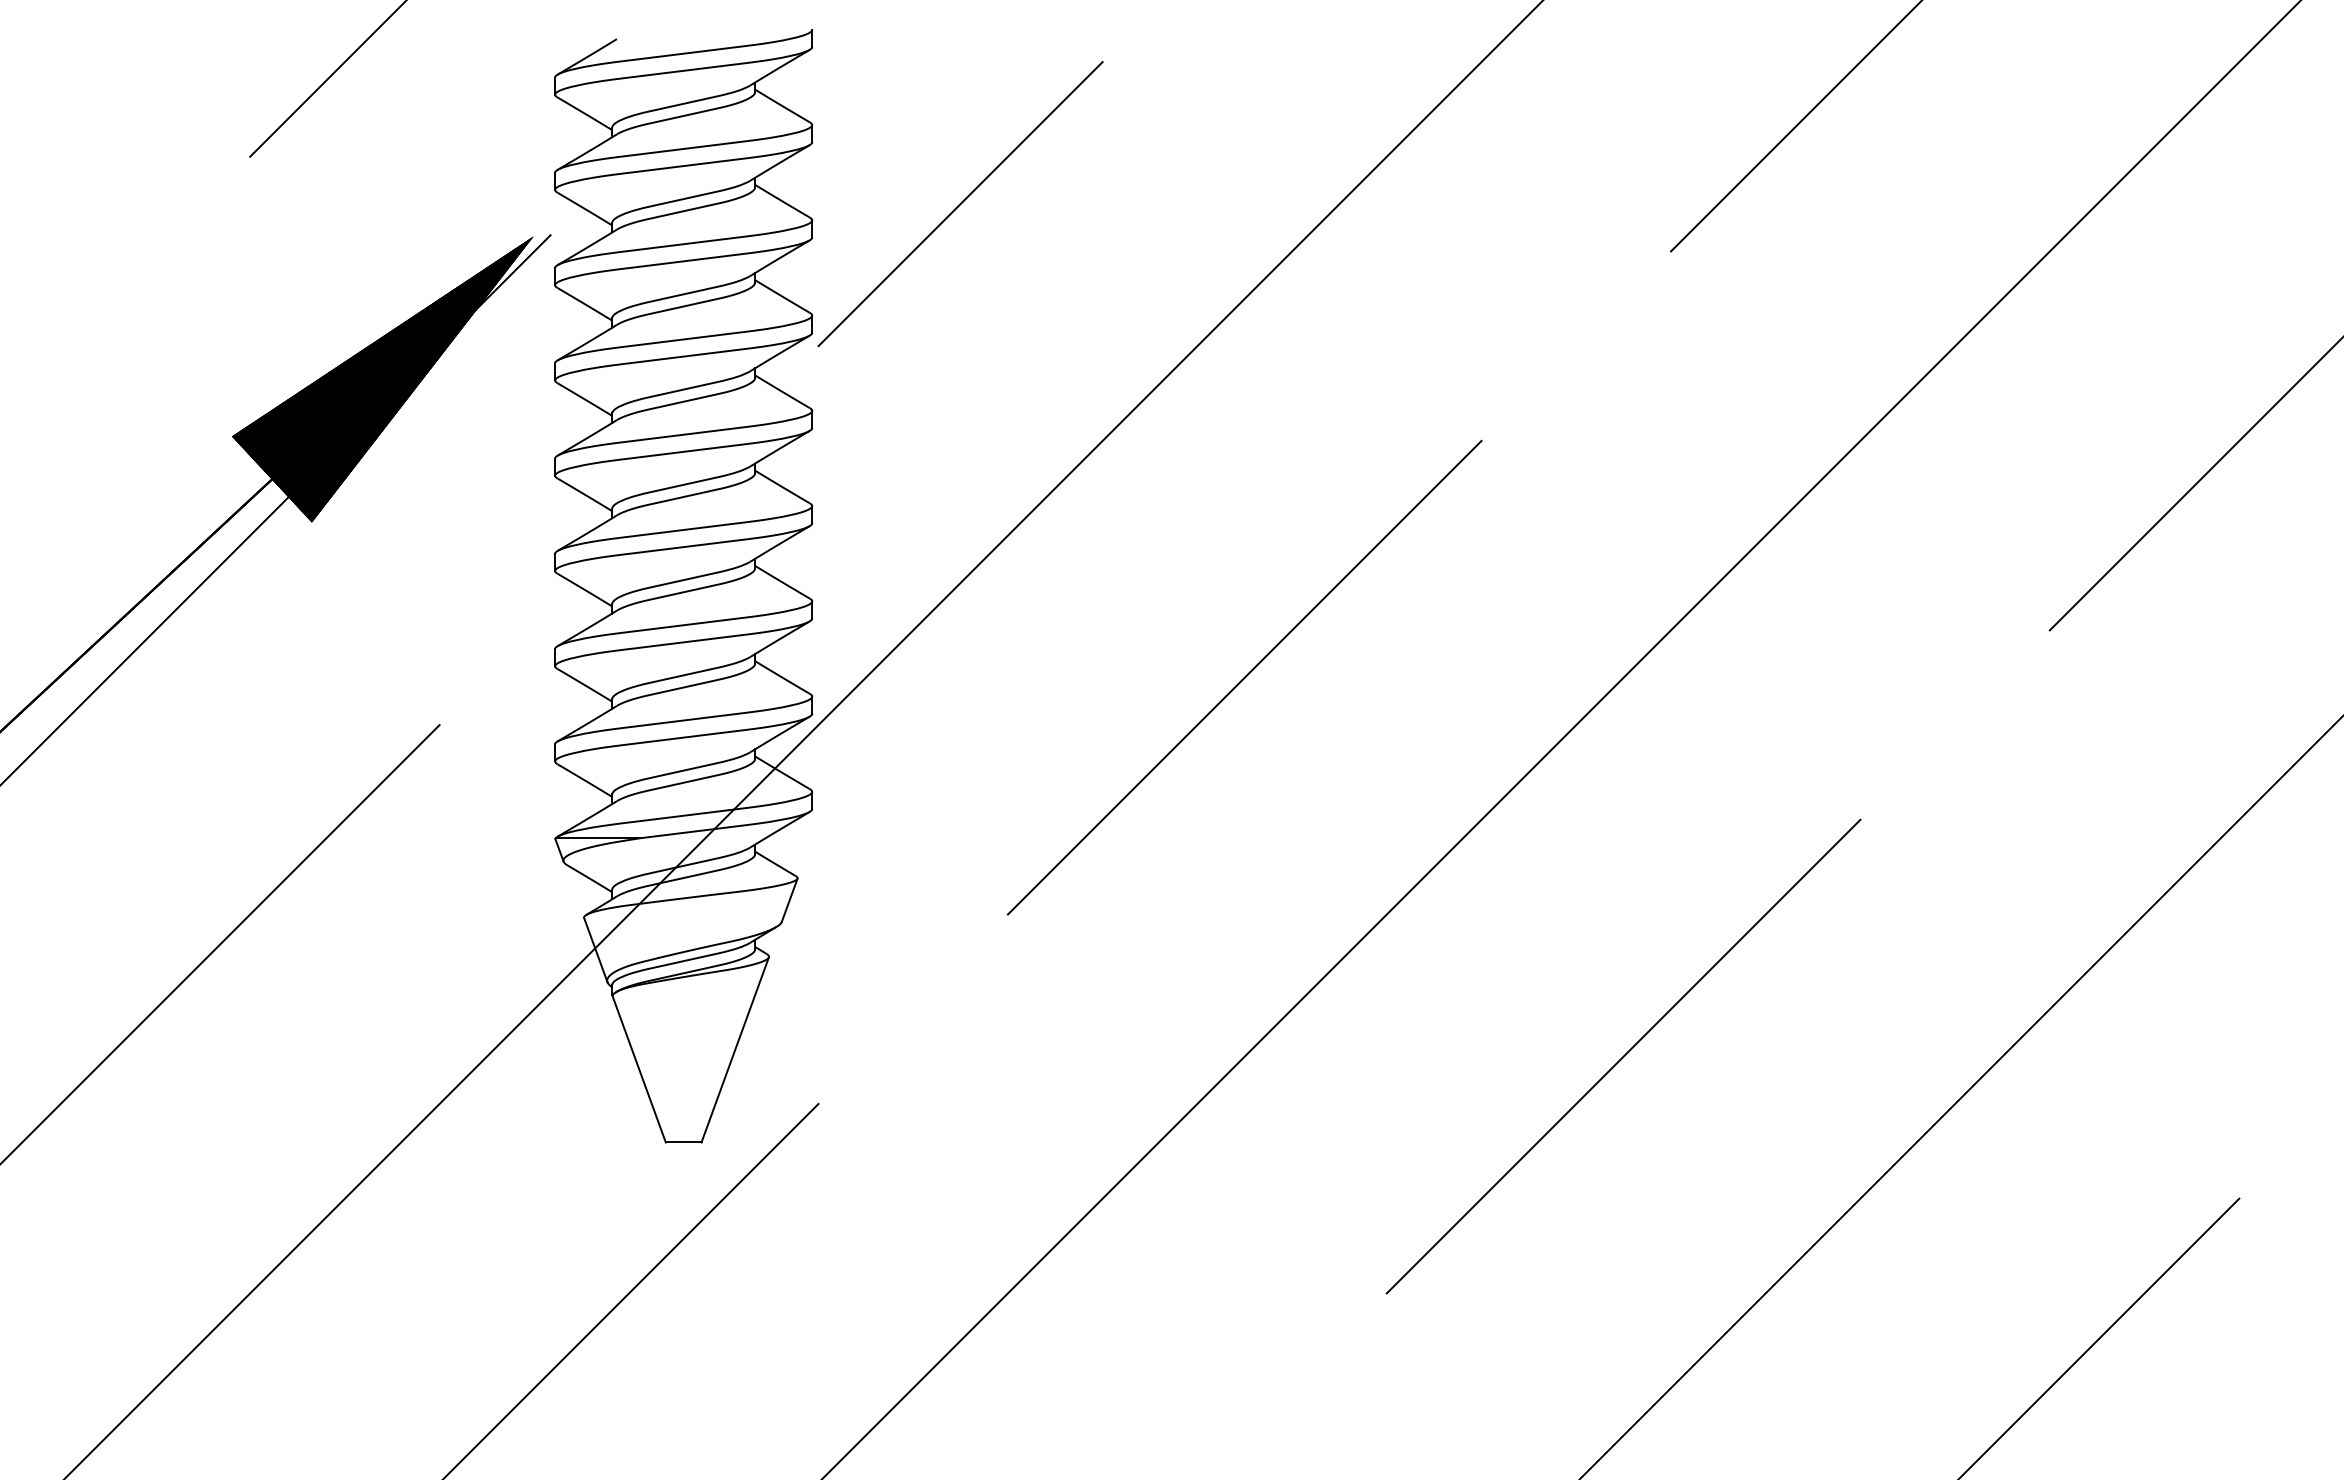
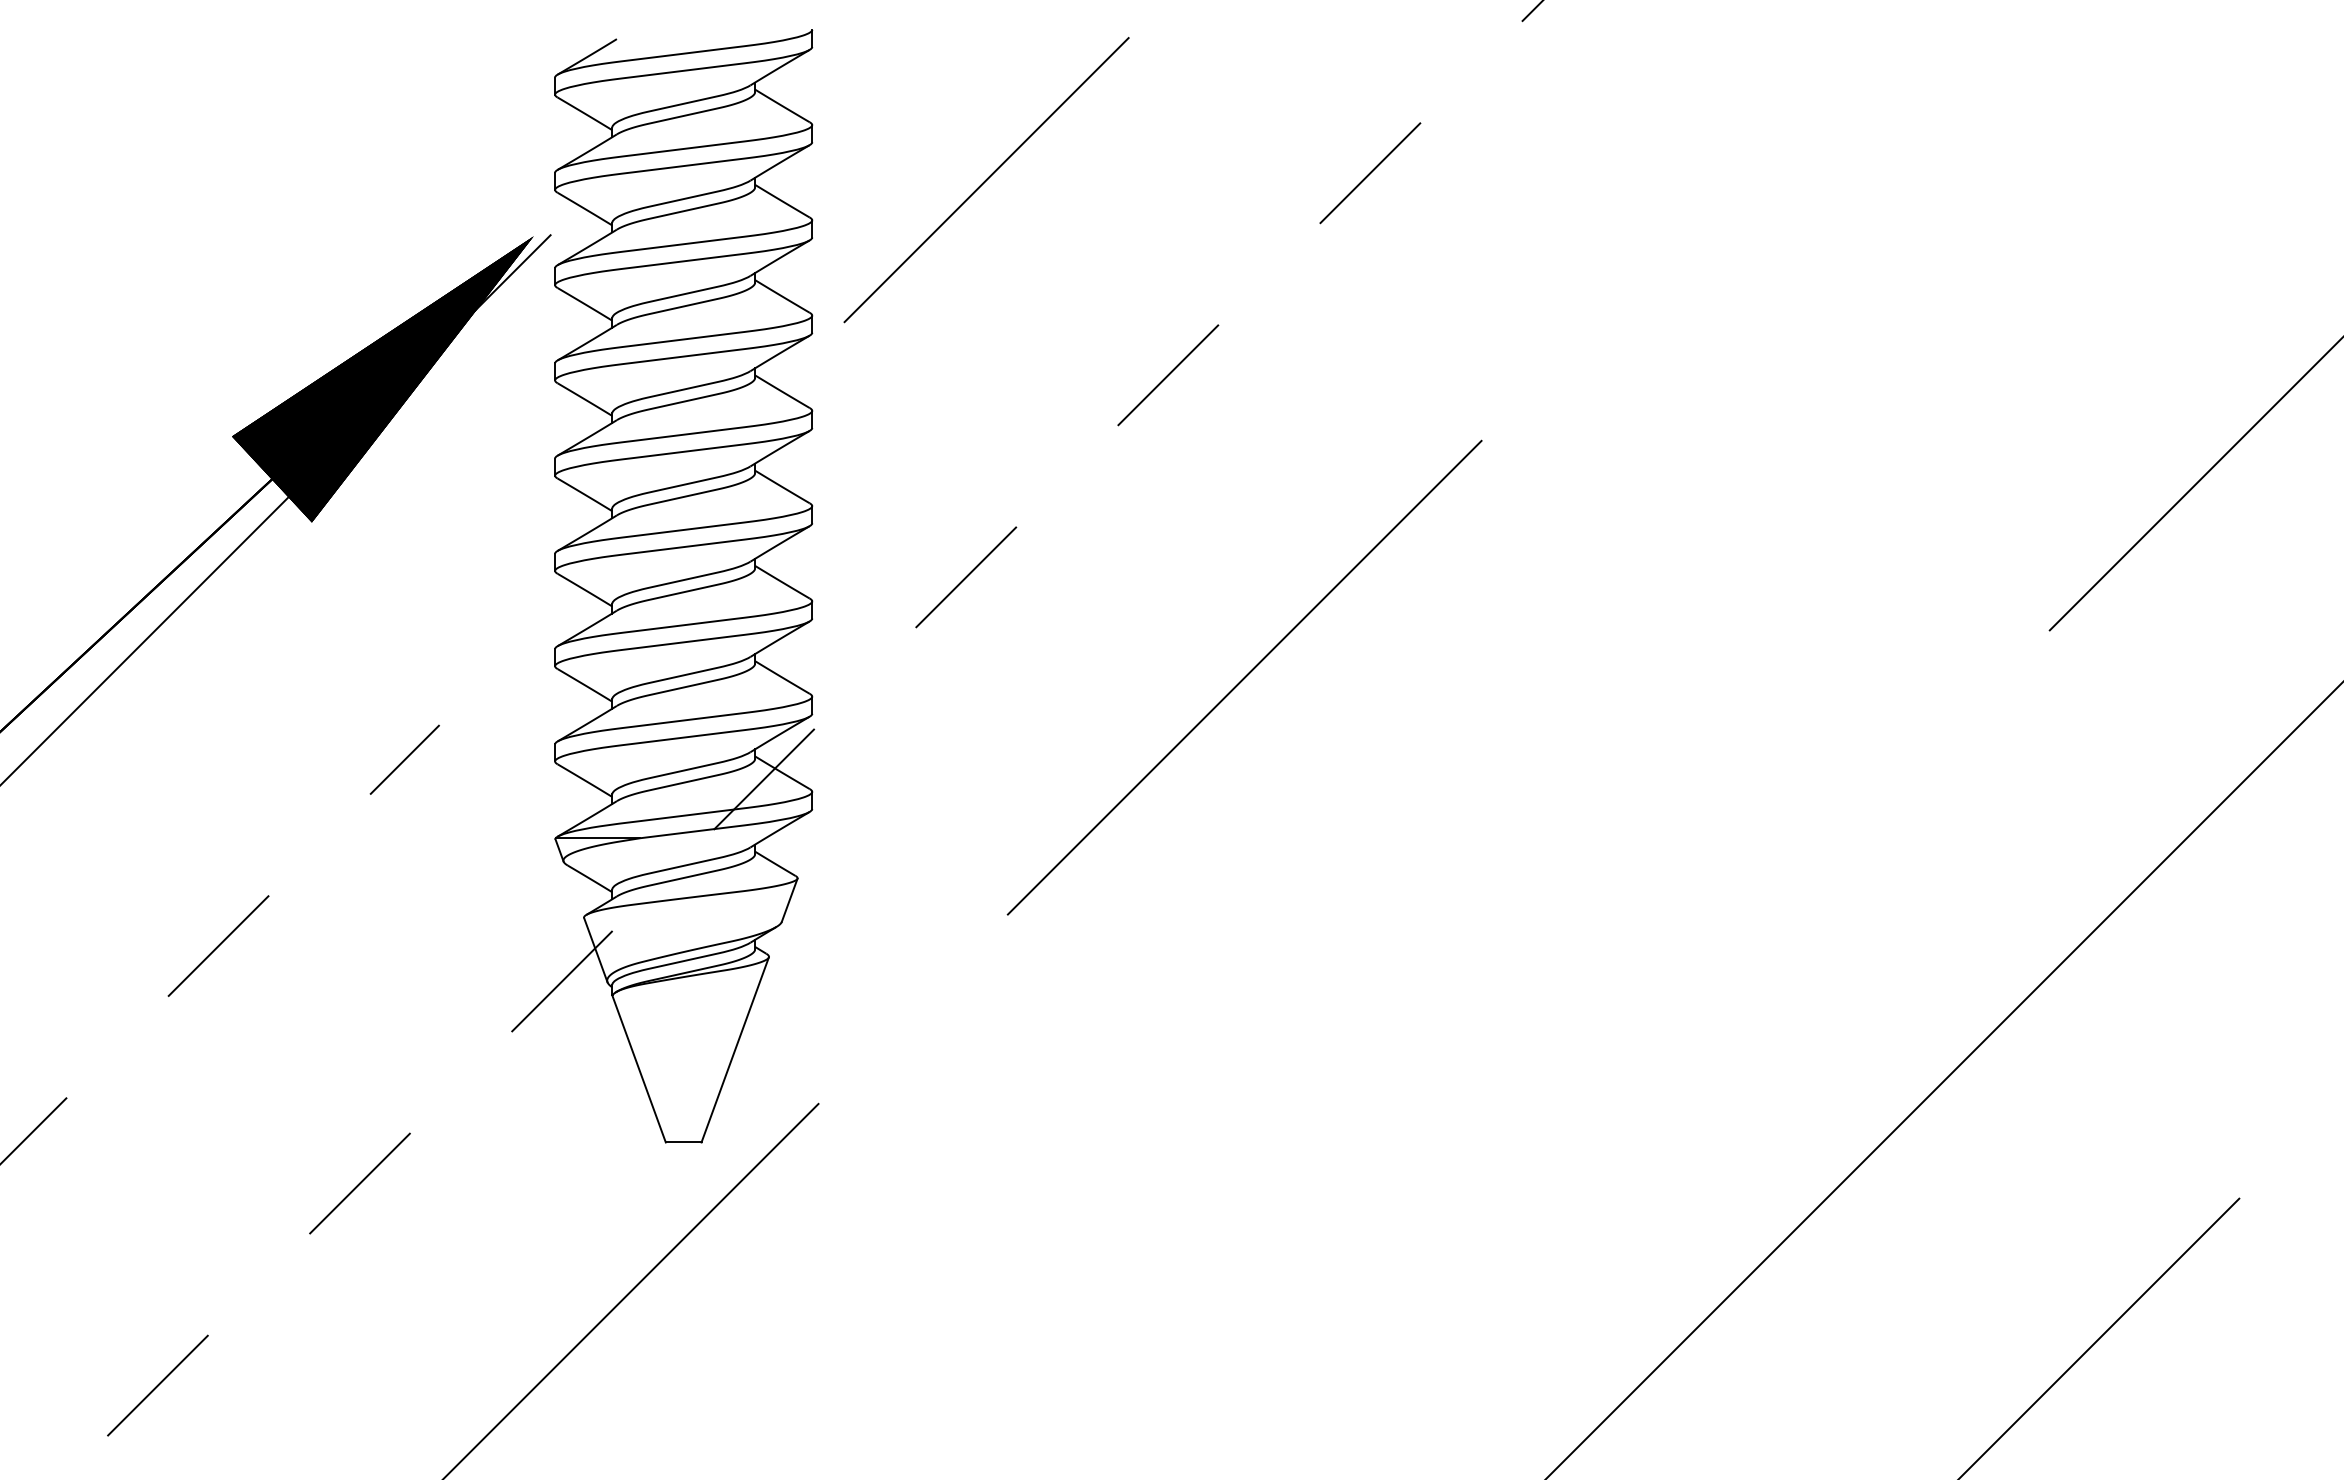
line: present -> none (327, 79)
line: present -> none (1795, 126)
line position: (960, 204) -> (986, 180) (986, 180)
line: present -> none (1561, 739)
line: solid -> dashed (803, 740)
line: solid -> dashed (220, 944)
line: present -> none (1623, 1056)
line position: (1961, 1097) -> (1944, 1080) (1944, 1080)
